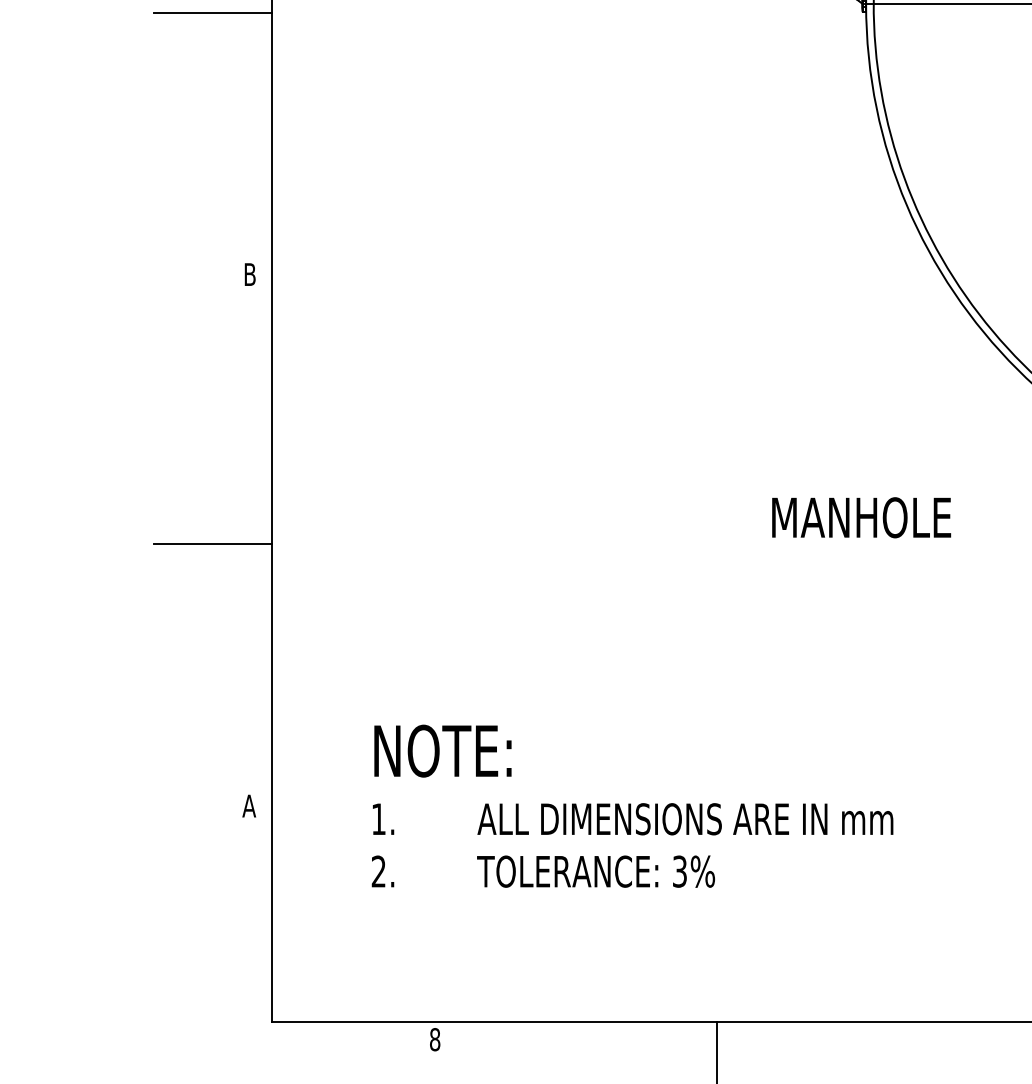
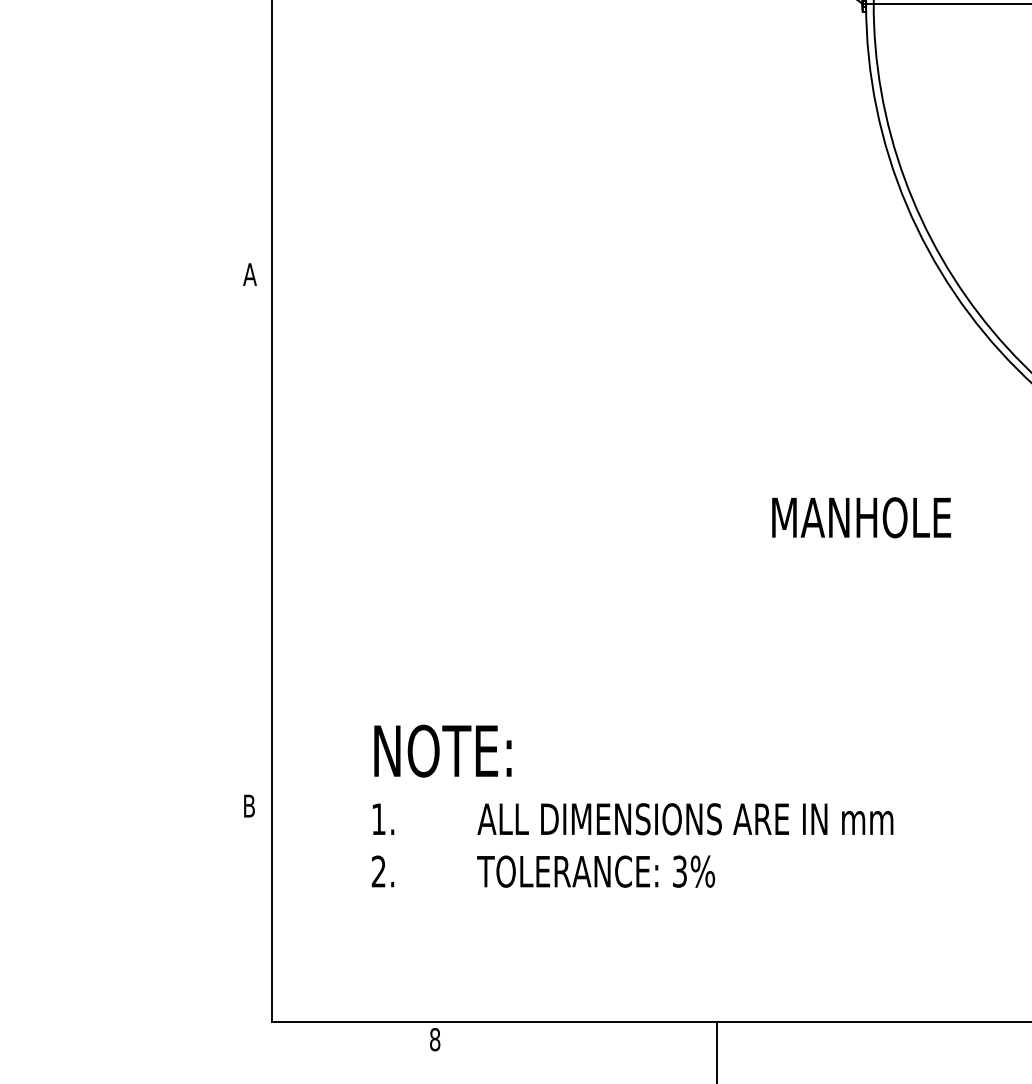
line: present -> none (212, 12)
text: B -> A (249, 274)
line: present -> none (212, 544)
text: A -> B (249, 805)
